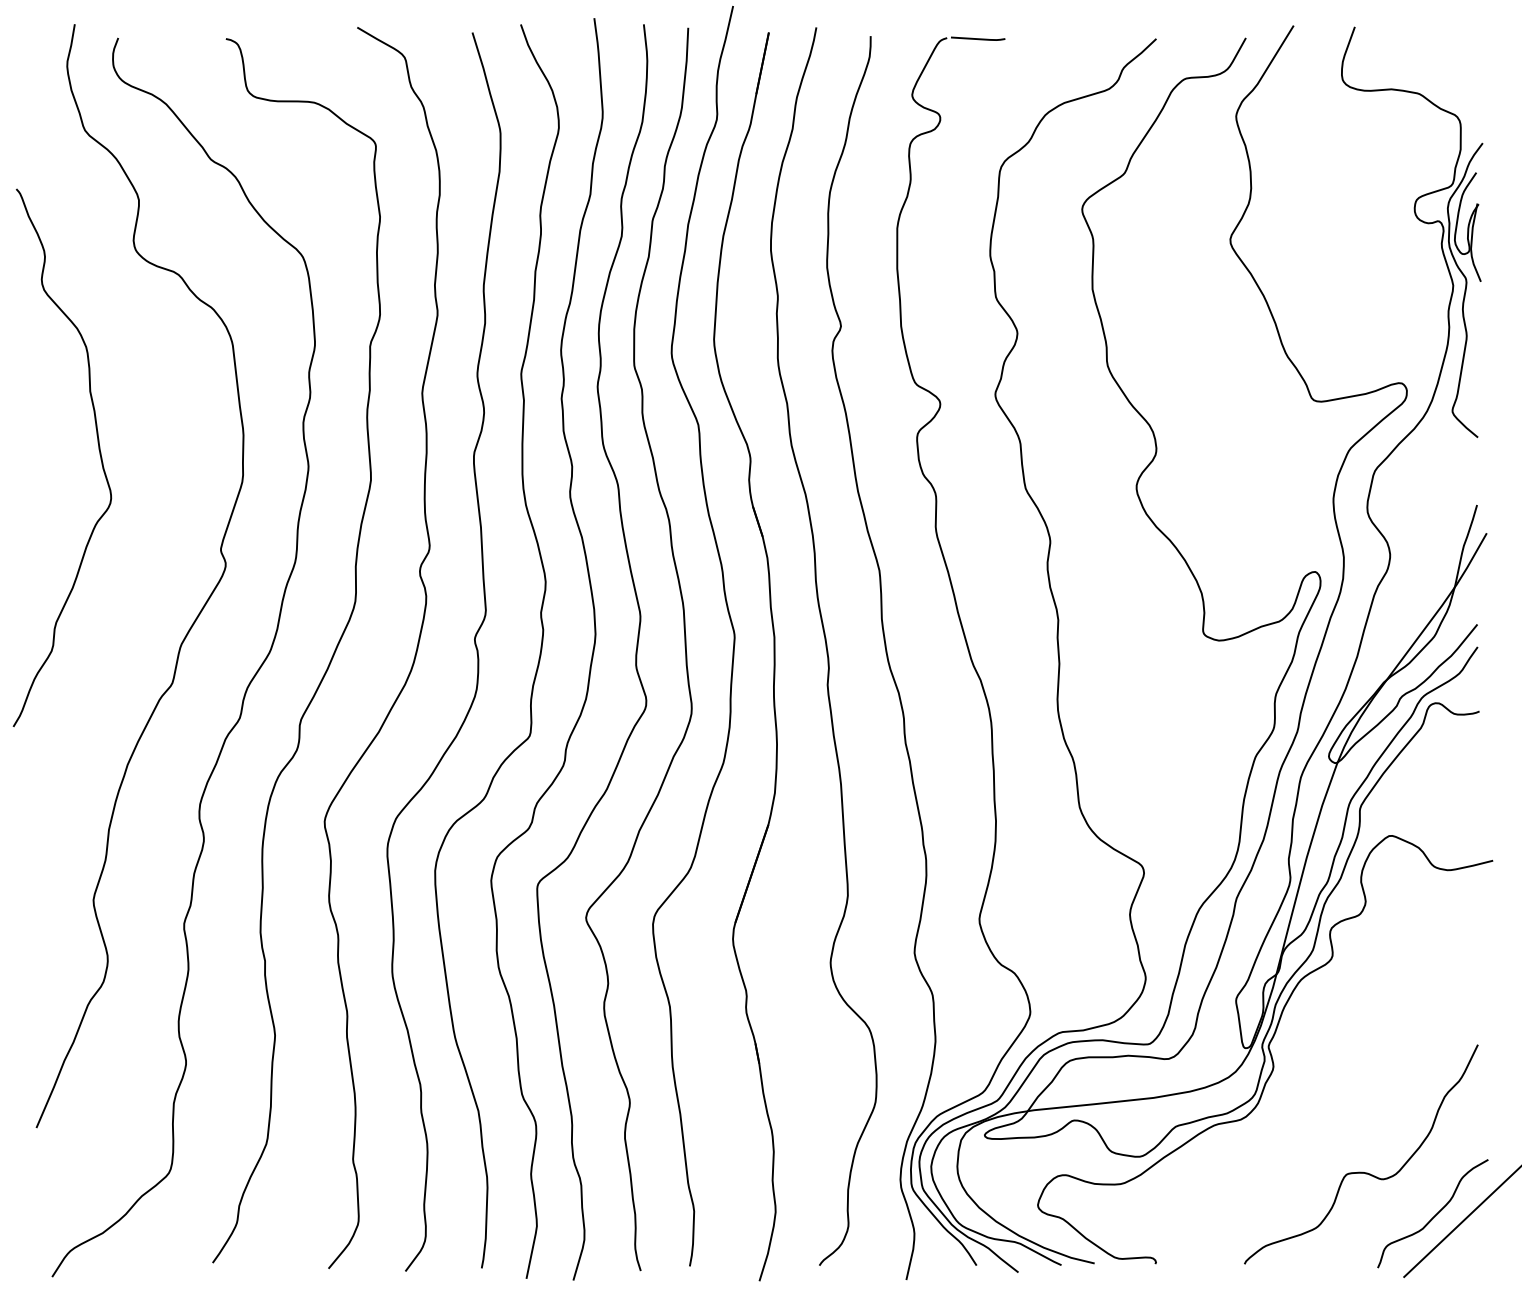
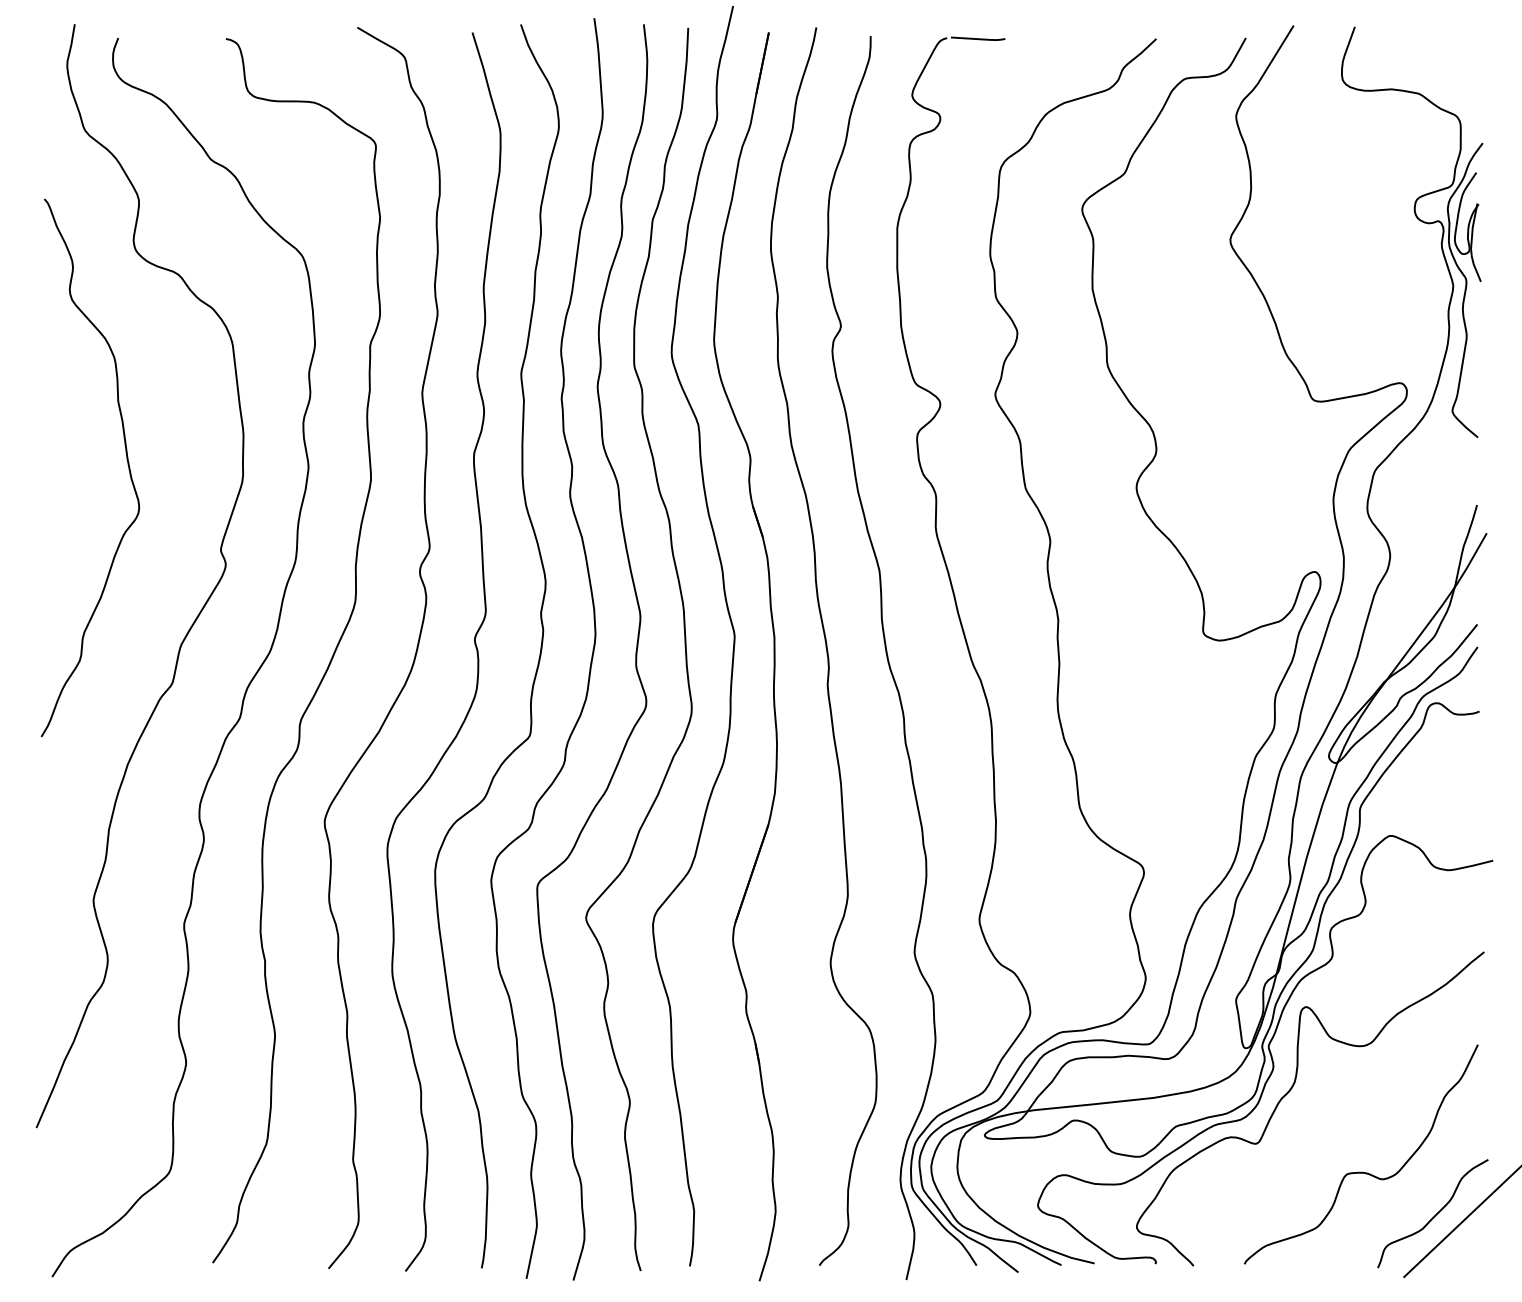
curve position: (98, 449) -> (126, 459) (126, 459)
curve: none -> present (1290, 1091)
